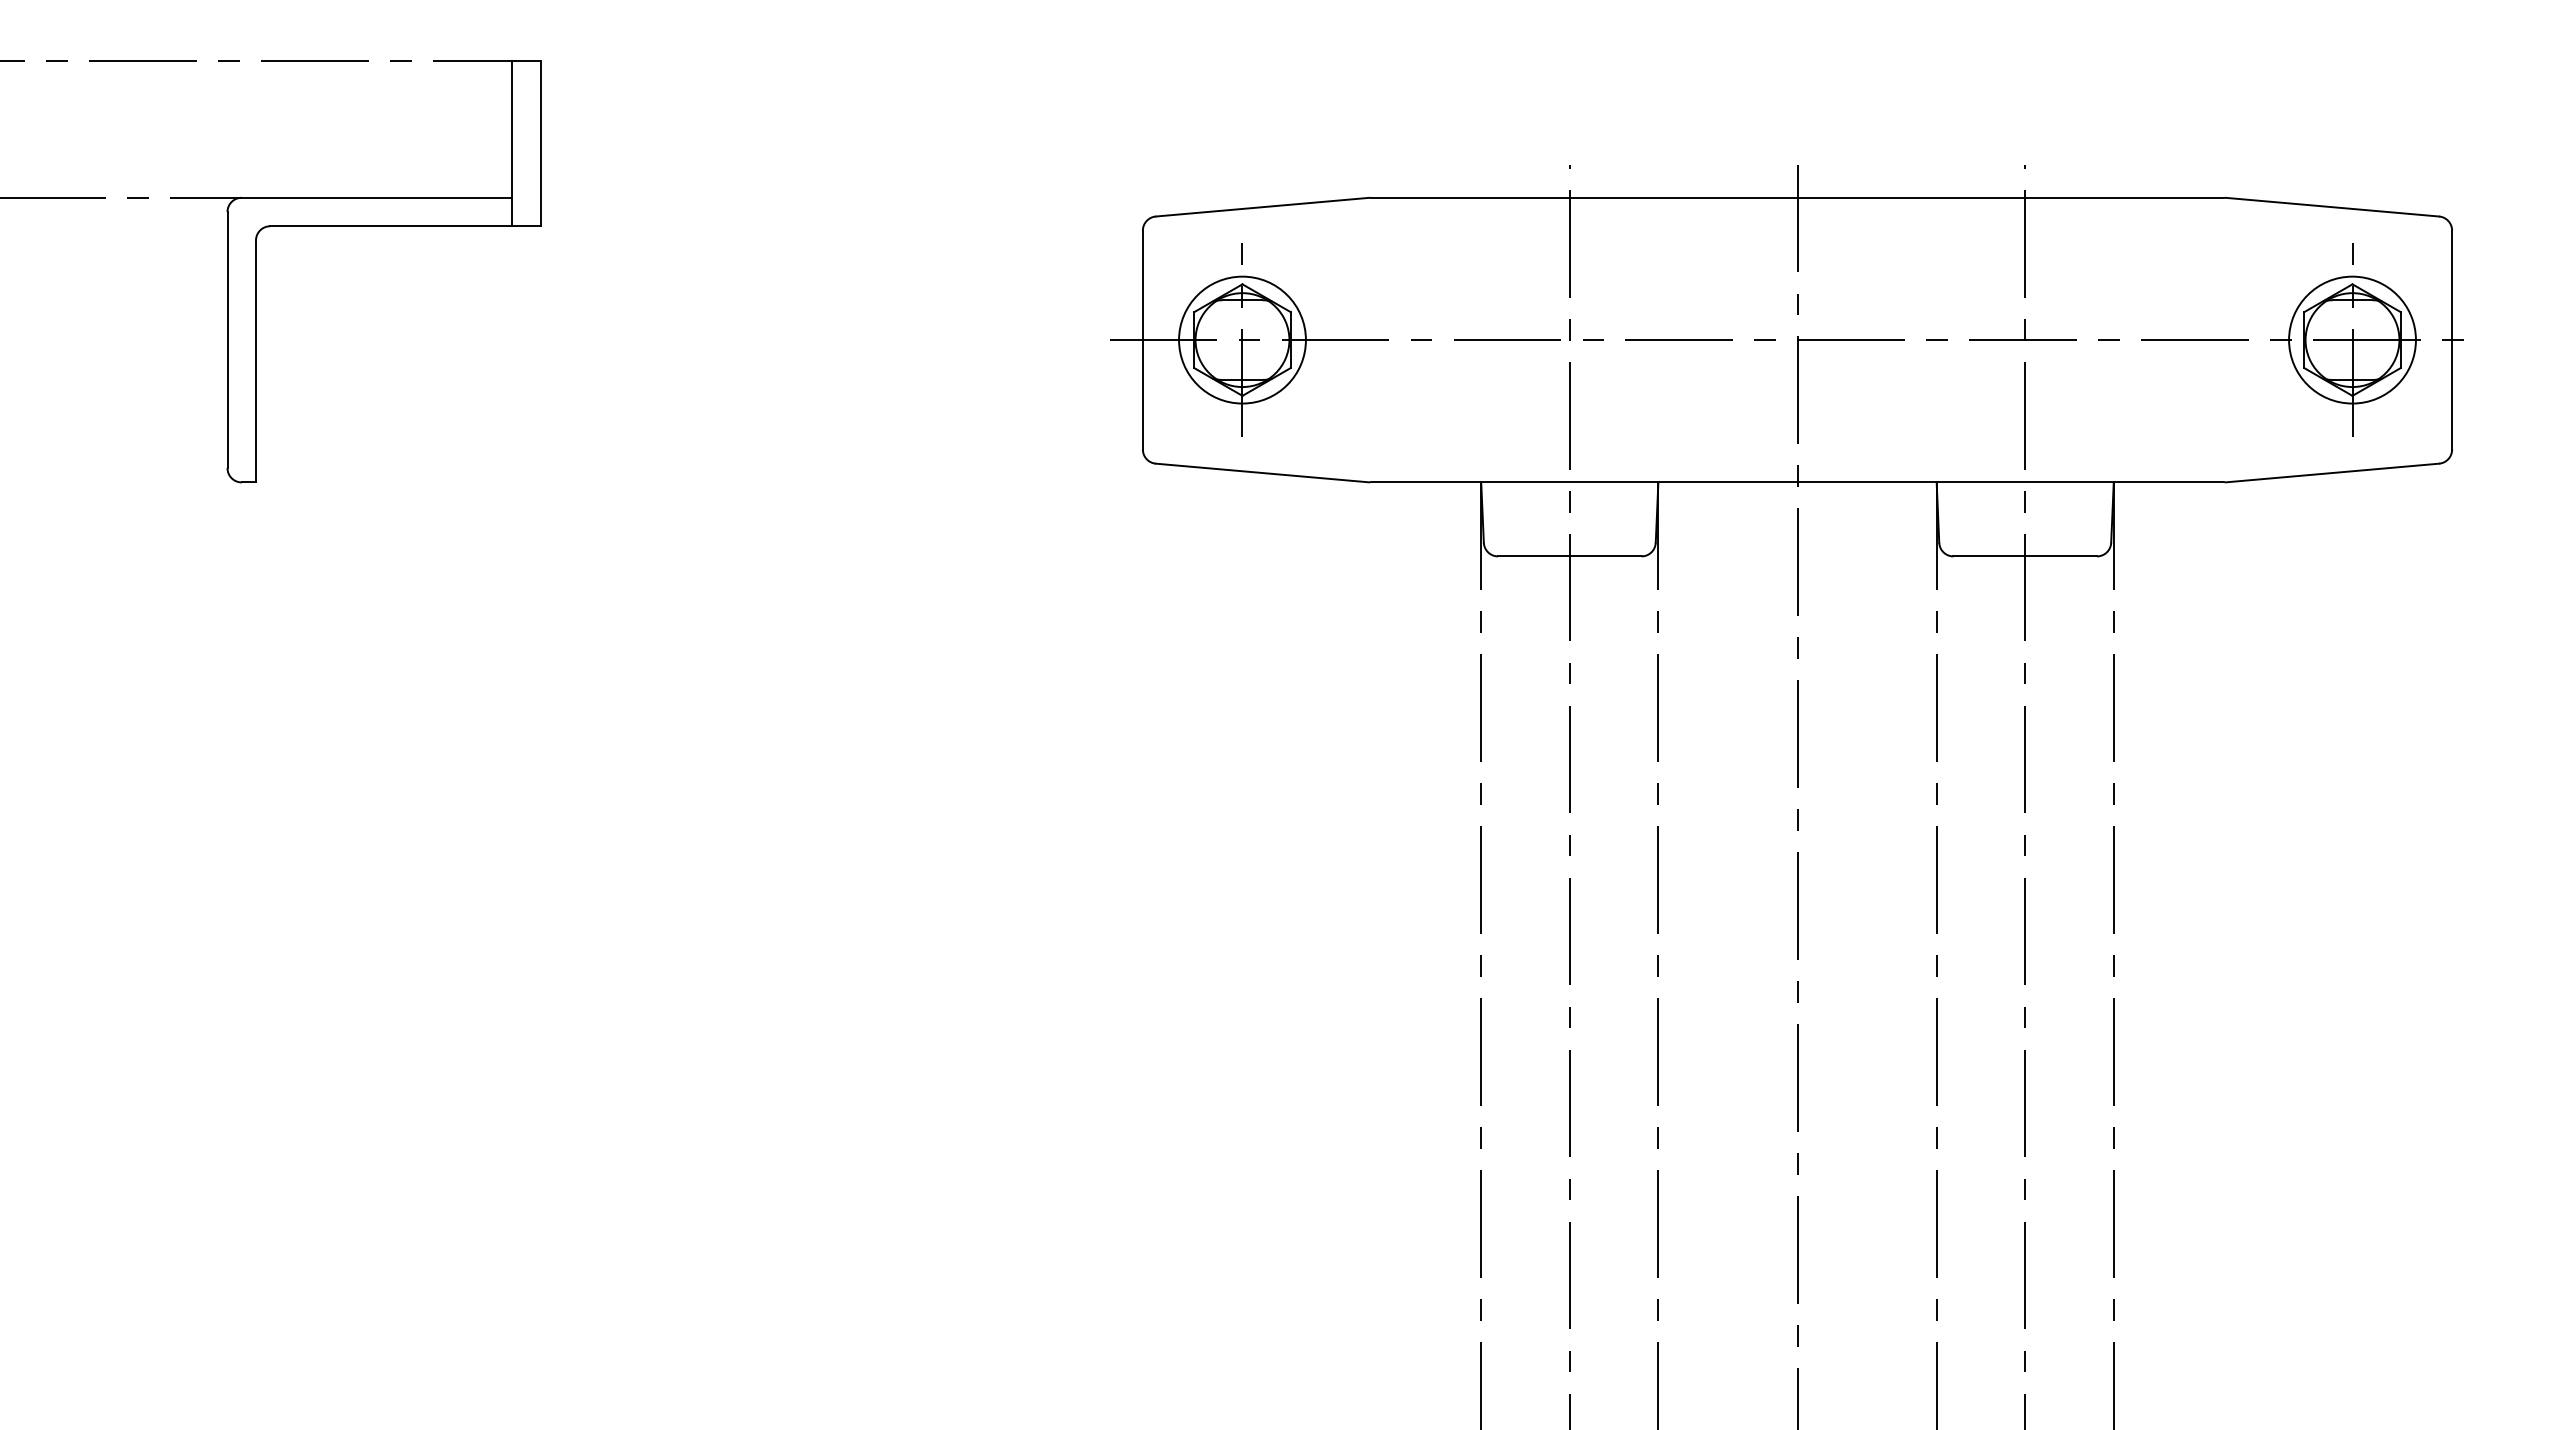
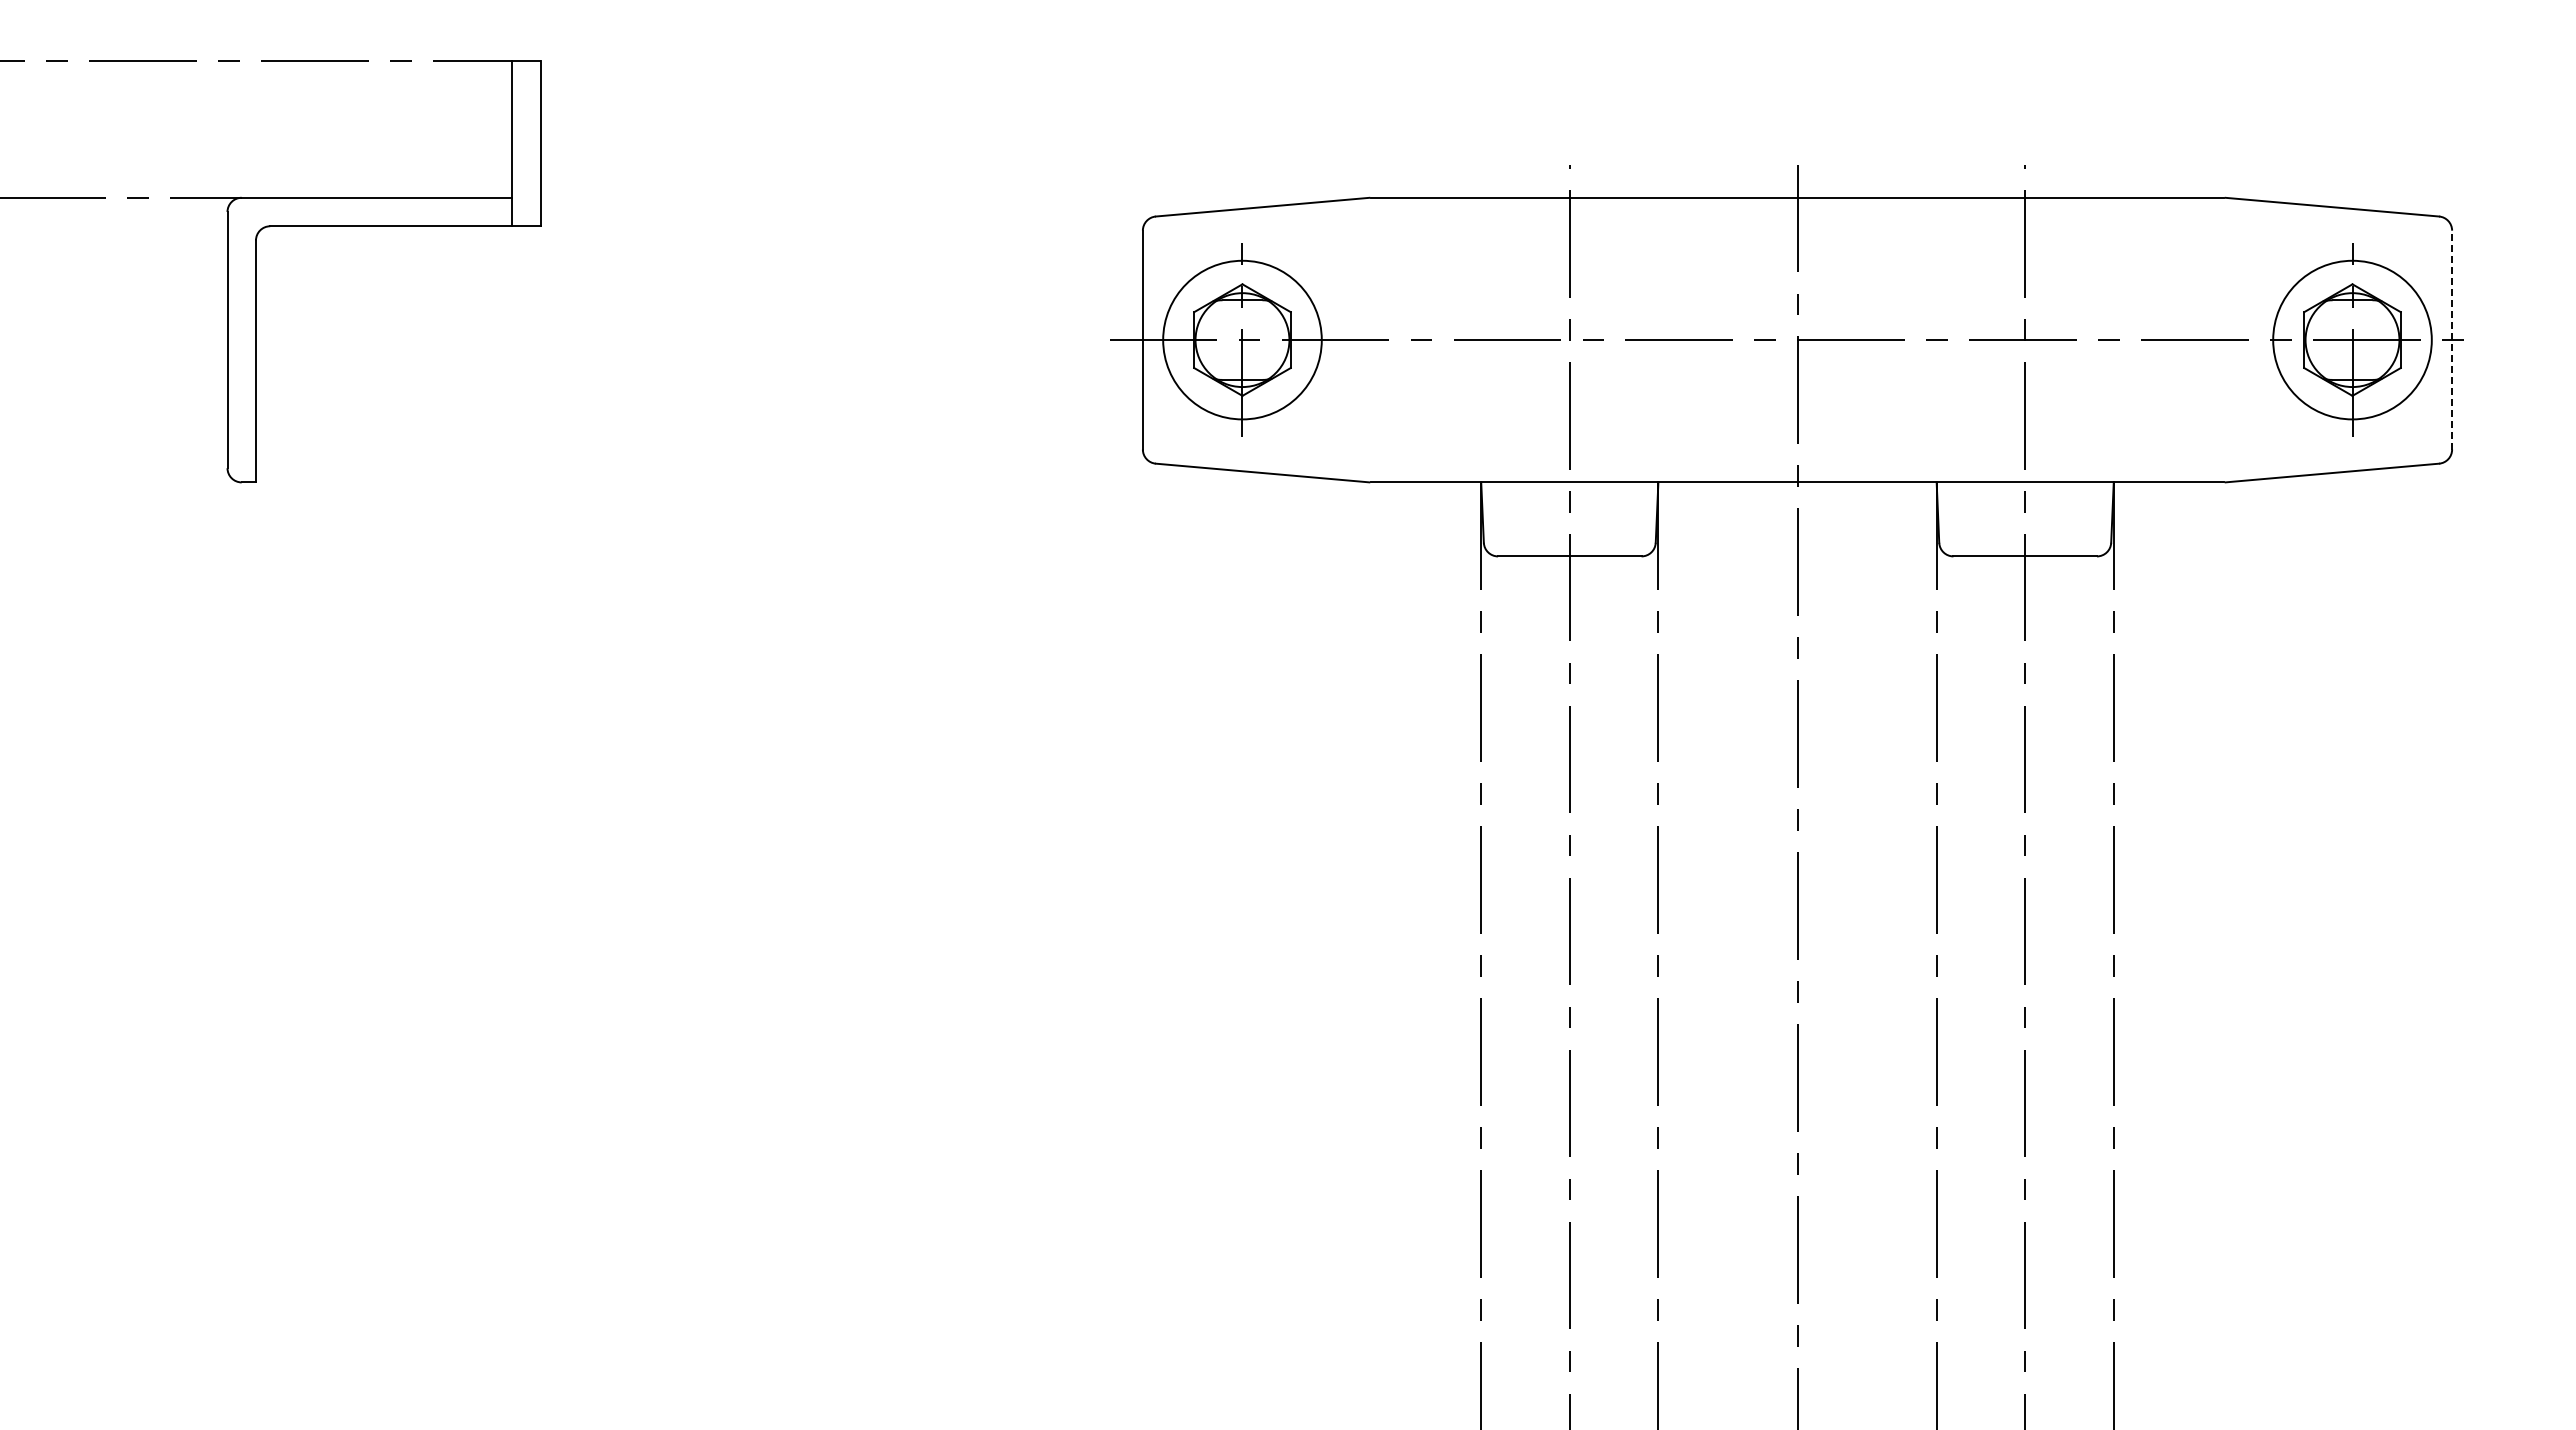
circle diameter: 127 px -> 159 px (1242, 339)
circle diameter: 127 px -> 159 px (2352, 339)
line: solid -> dashed (2452, 339)
